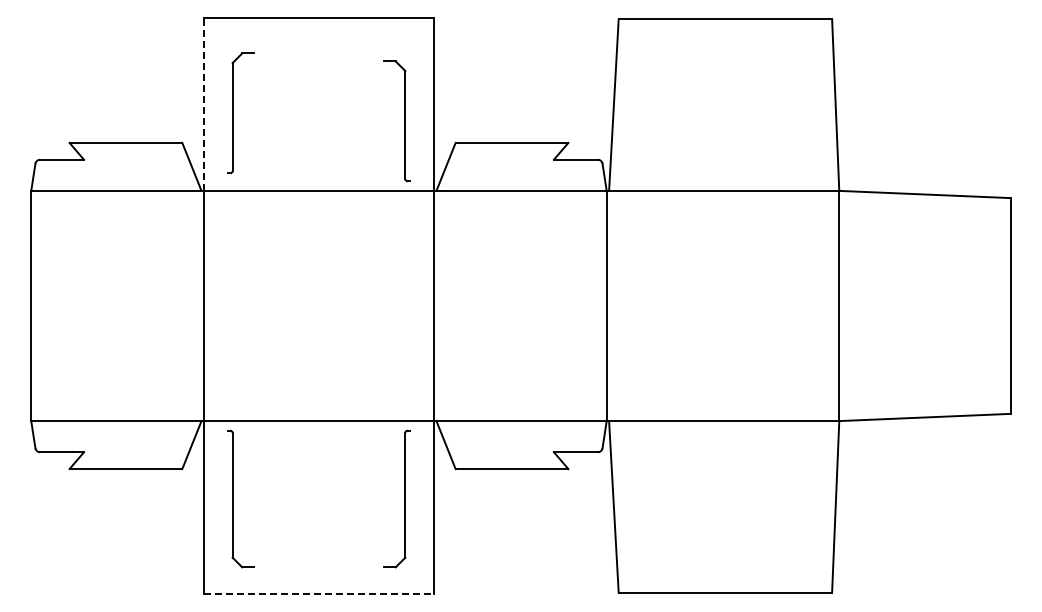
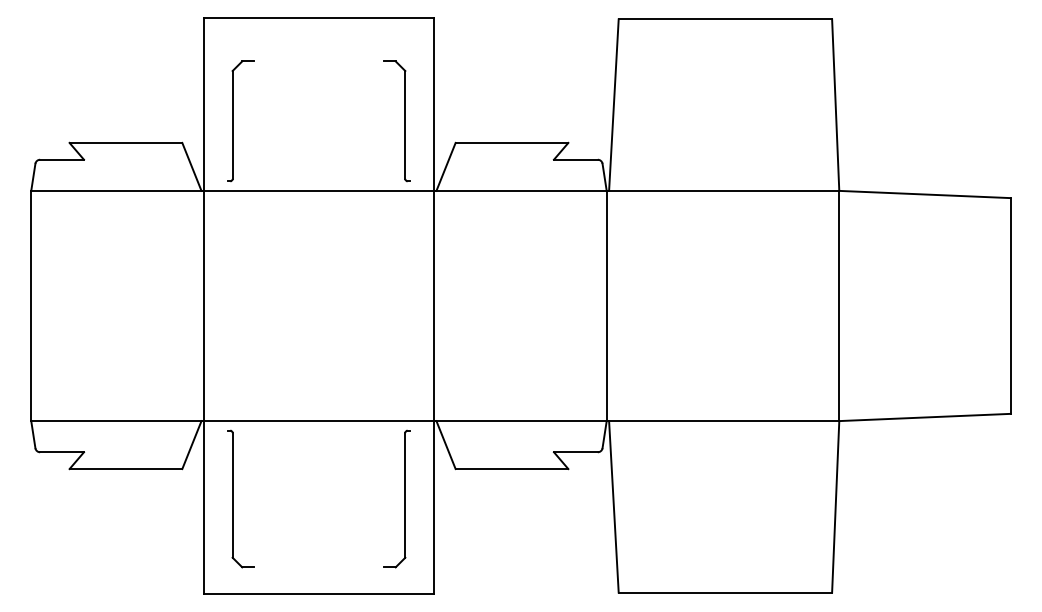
line: dashed -> solid (203, 104)
part position: (233, 113) -> (233, 121) (233, 121)
line: dashed -> solid (319, 593)
